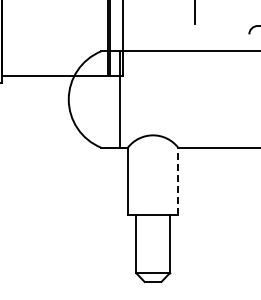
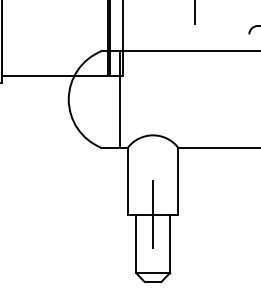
line: dashed -> solid (178, 180)
line: none -> present (153, 214)
